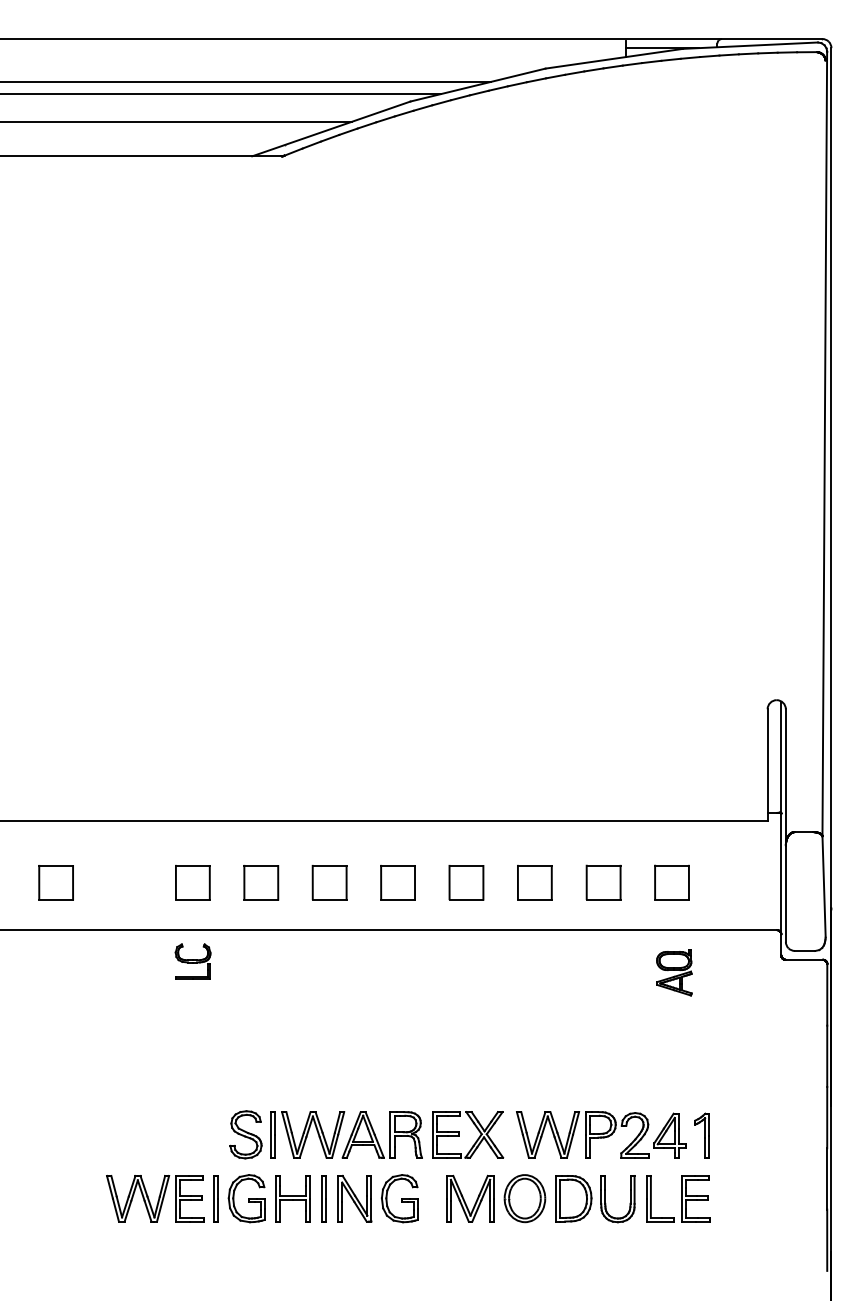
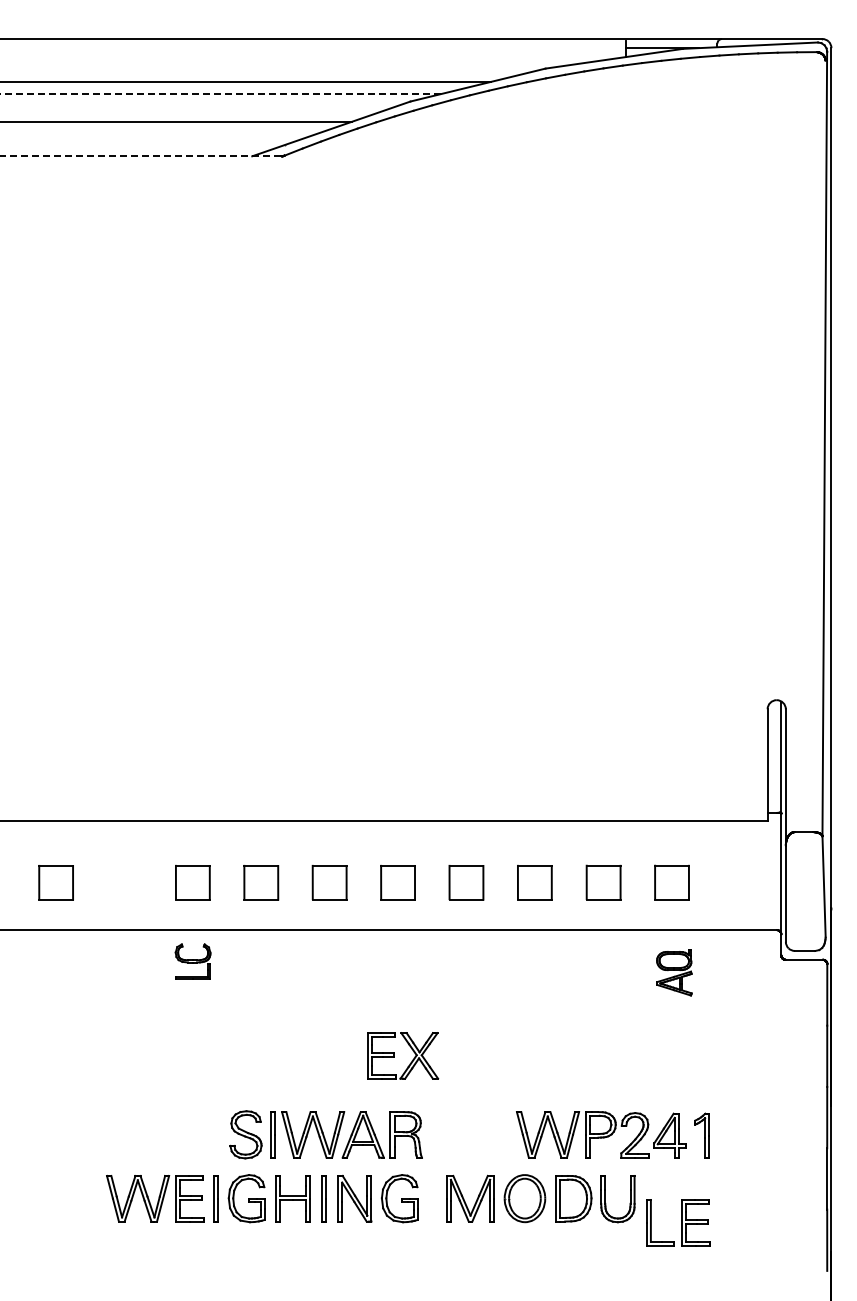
line: solid -> dashed (220, 94)
line: solid -> dashed (140, 156)
part position: (459, 1134) -> (394, 1055) (394, 1055)
part position: (678, 1198) -> (678, 1222) (678, 1222)
